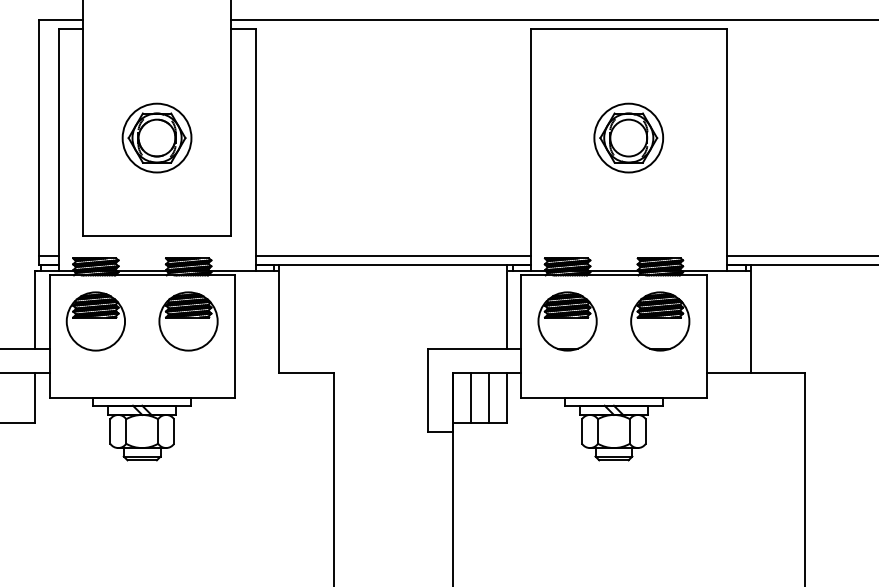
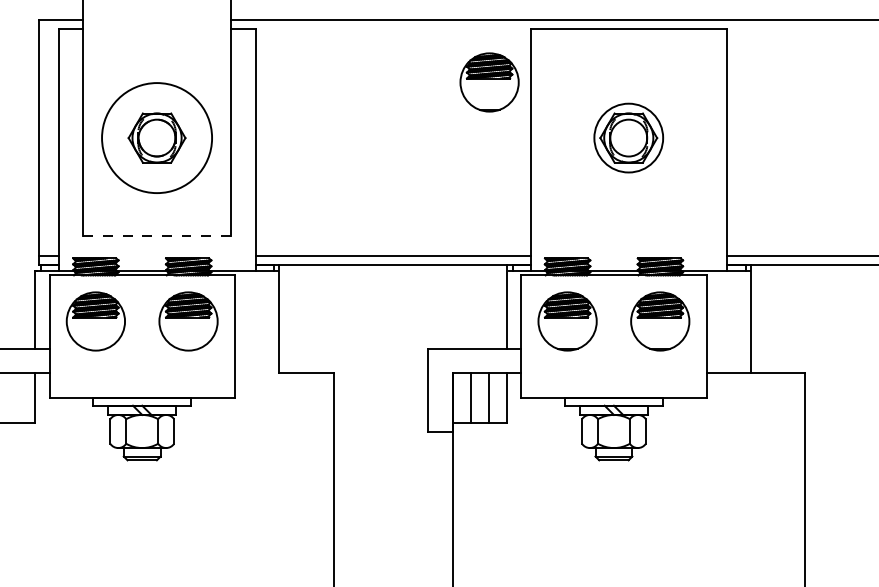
part: none -> present (489, 82)
circle diameter: 69 px -> 110 px (157, 138)
line: solid -> dashed (157, 236)
